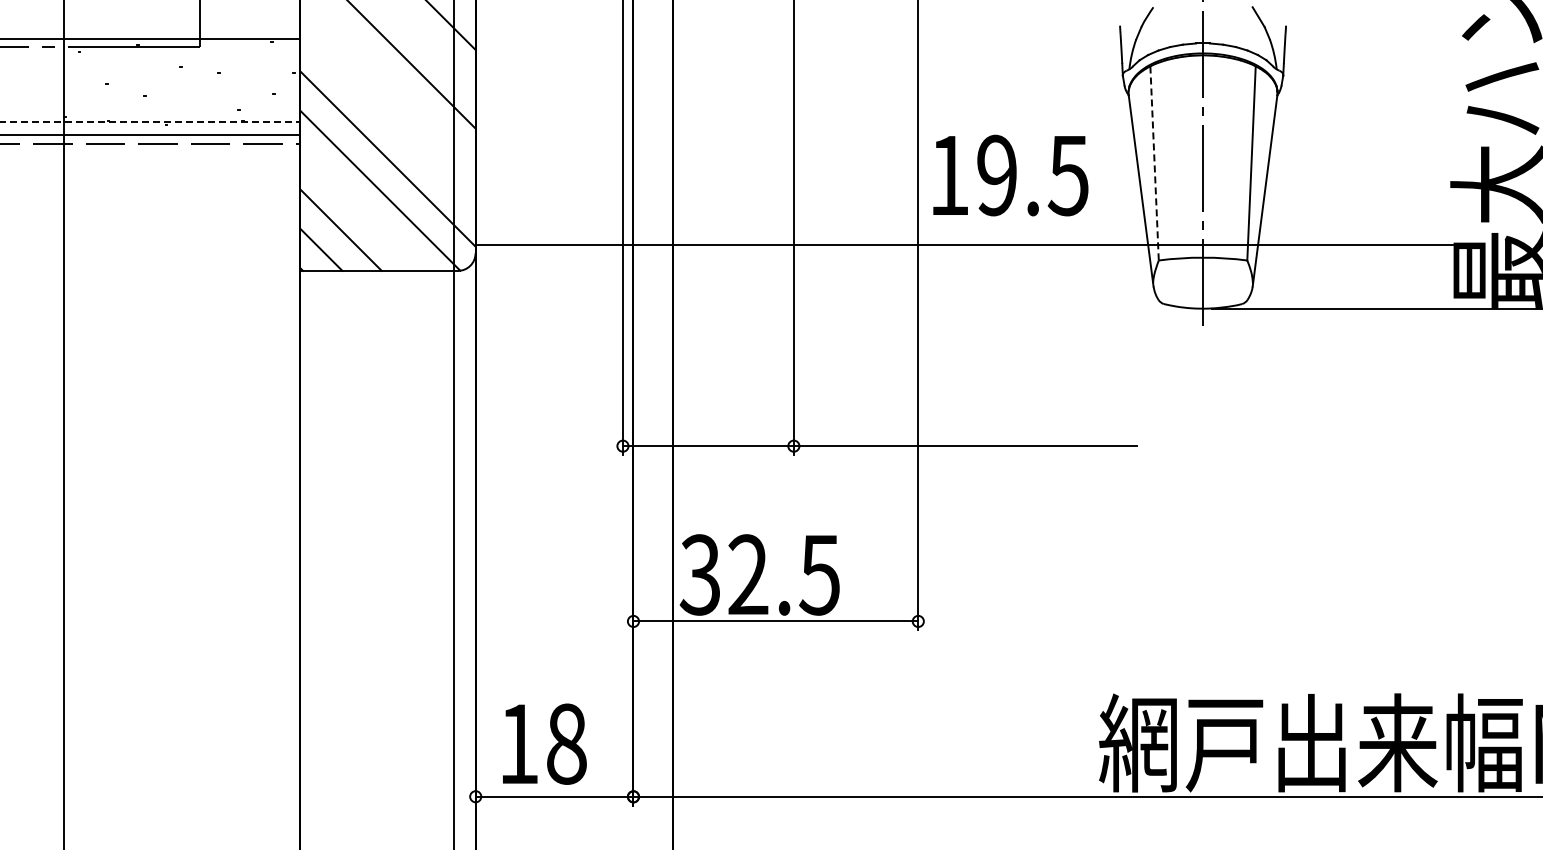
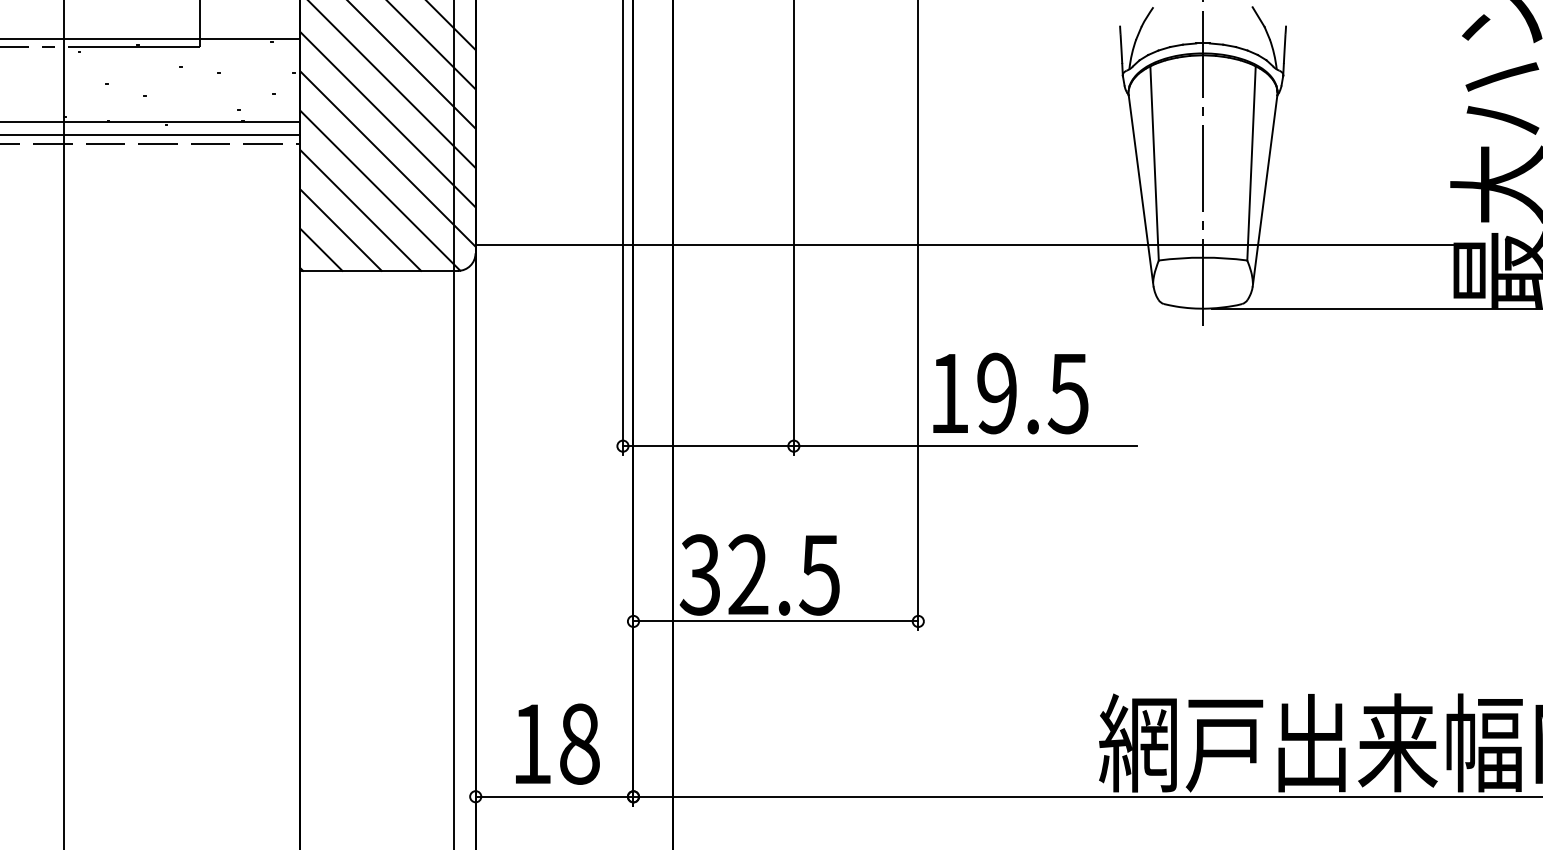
line: none -> present (431, 45)
line: none -> present (392, 84)
line: none -> present (387, 119)
line: dashed -> solid (150, 121)
line: dashed -> solid (1154, 163)
text position: (1010, 175) -> (1010, 393) (1010, 393)
line: none -> present (360, 210)
text position: (544, 743) -> (557, 743) (557, 743)
